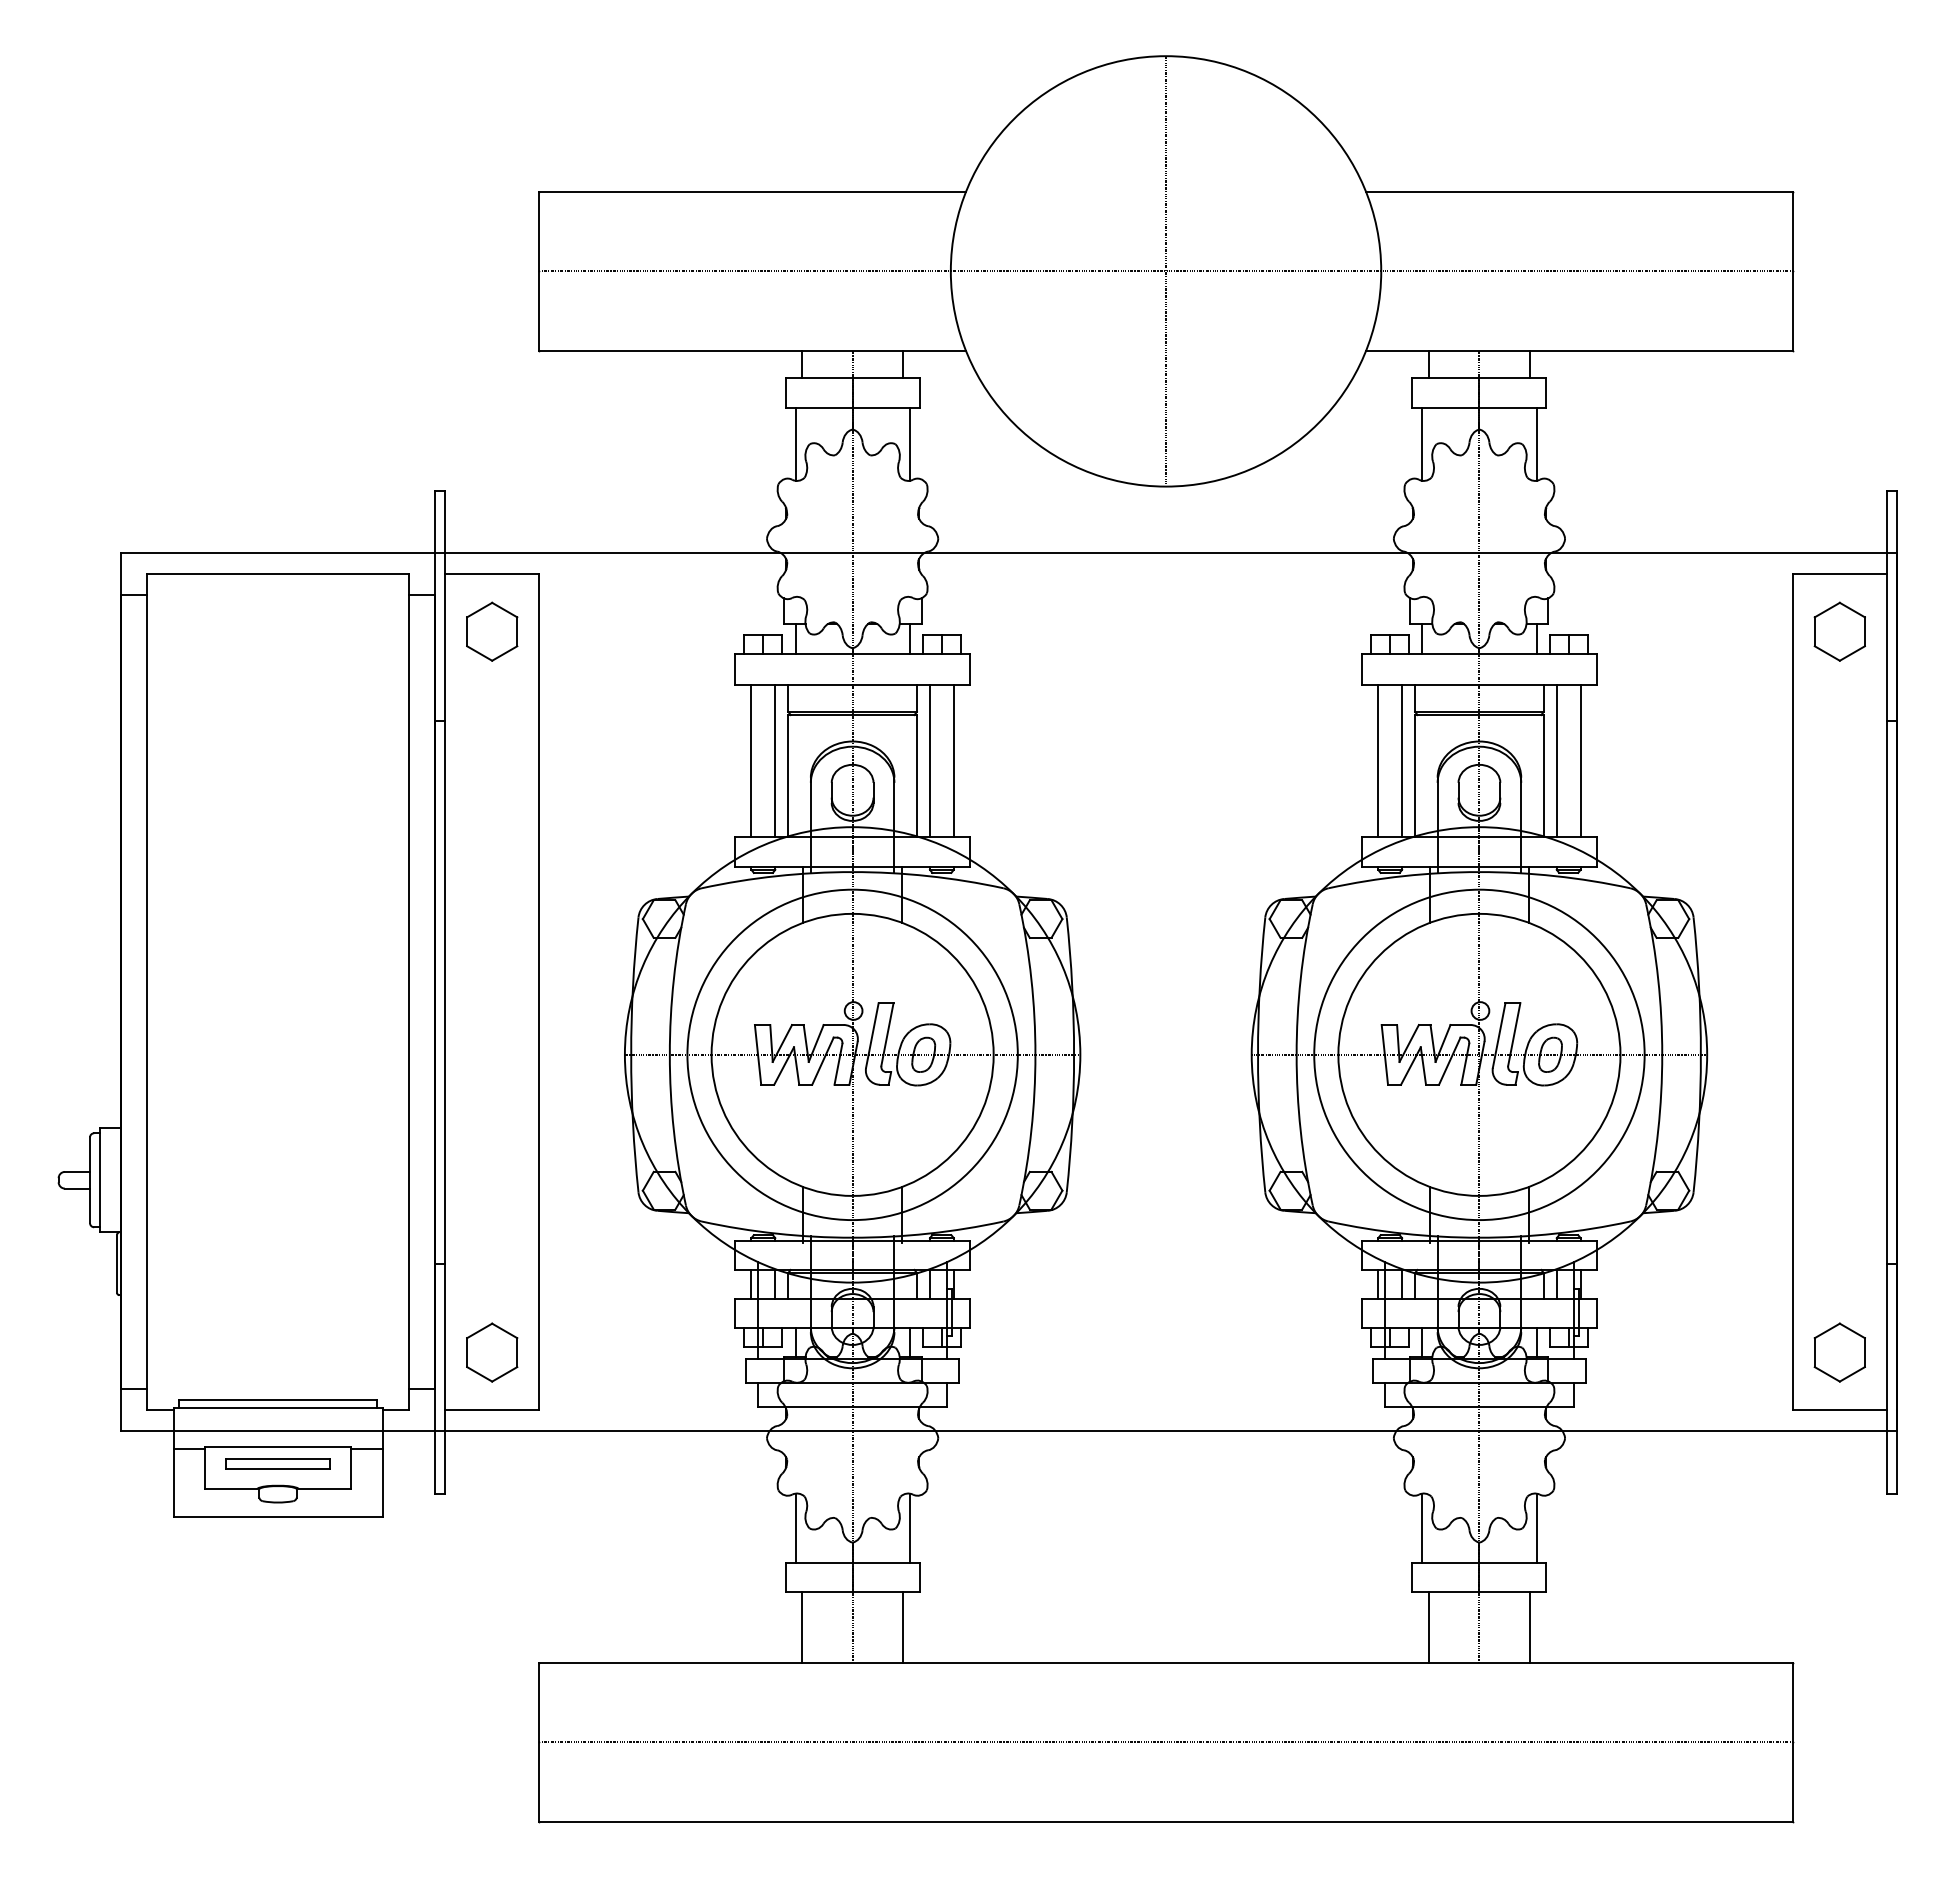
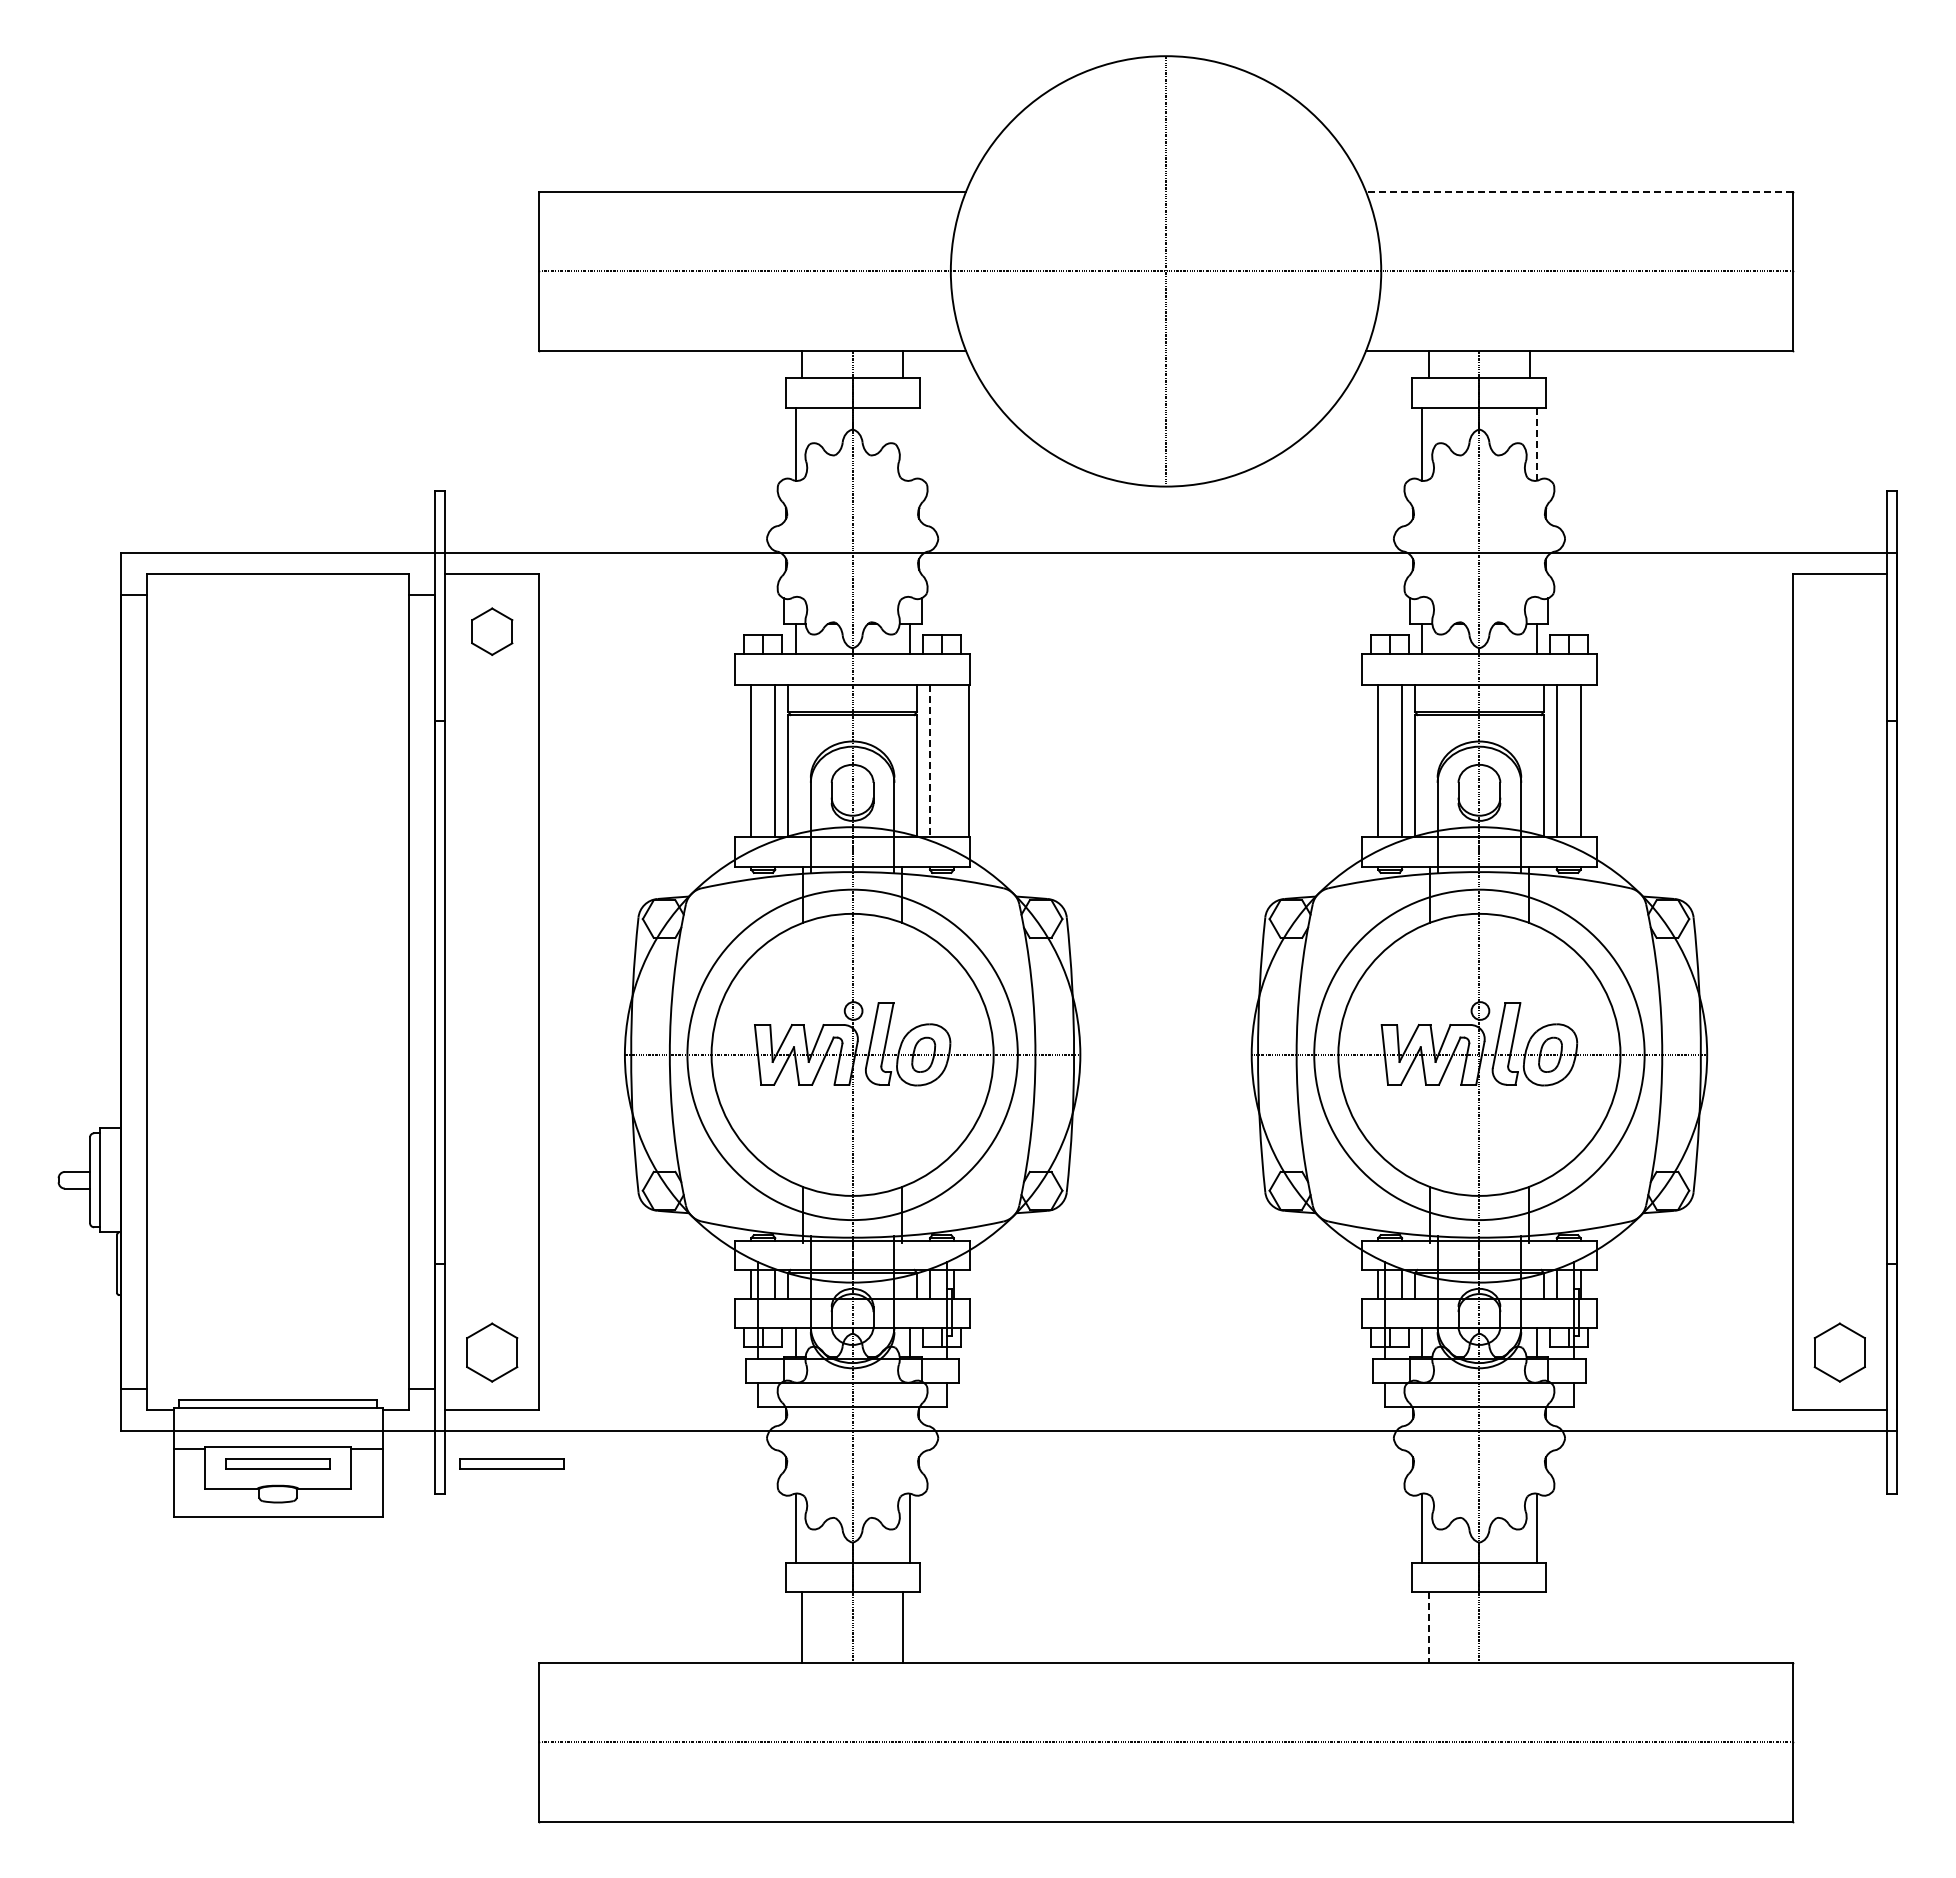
line: solid -> dashed (1578, 191)
line: present -> none (909, 444)
line: solid -> dashed (1536, 444)
part size: 53x61 px -> 43x49 px (492, 631)
part: present -> none (1839, 631)
line: solid -> dashed (929, 760)
line position: (953, 760) -> (968, 760) (968, 760)
part: none -> present (511, 1463)
line: present -> none (1529, 1626)
line: solid -> dashed (1428, 1627)
